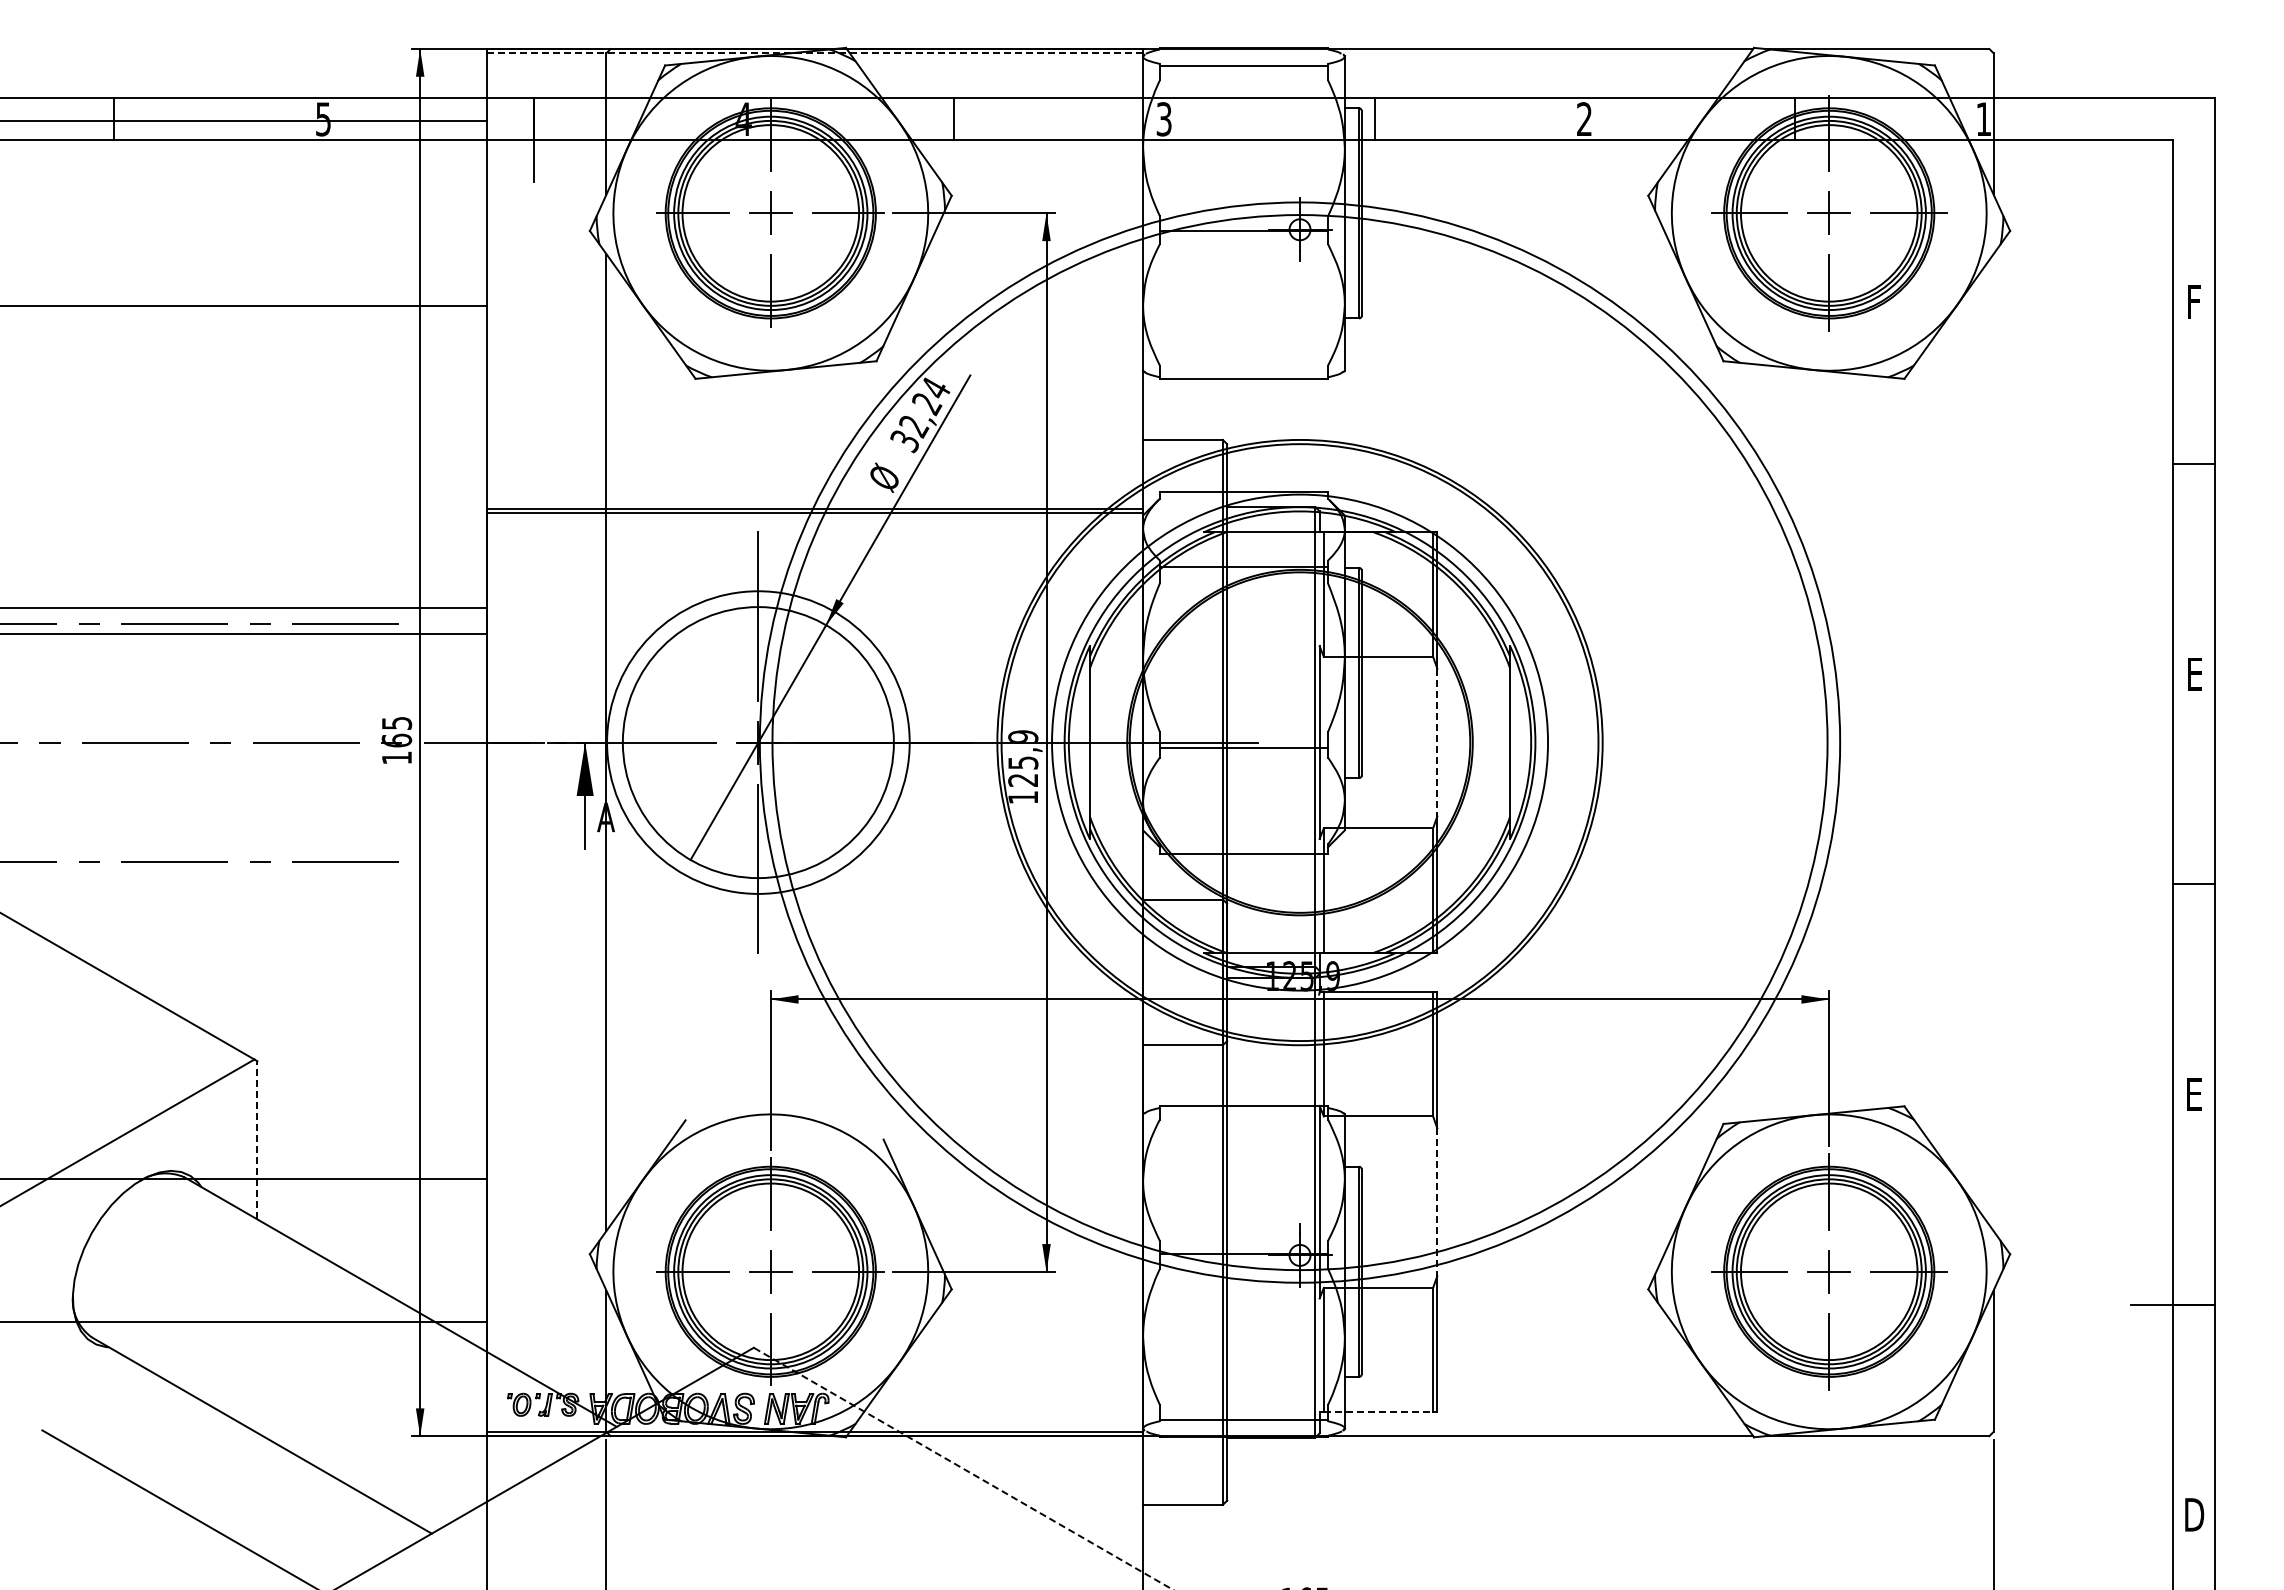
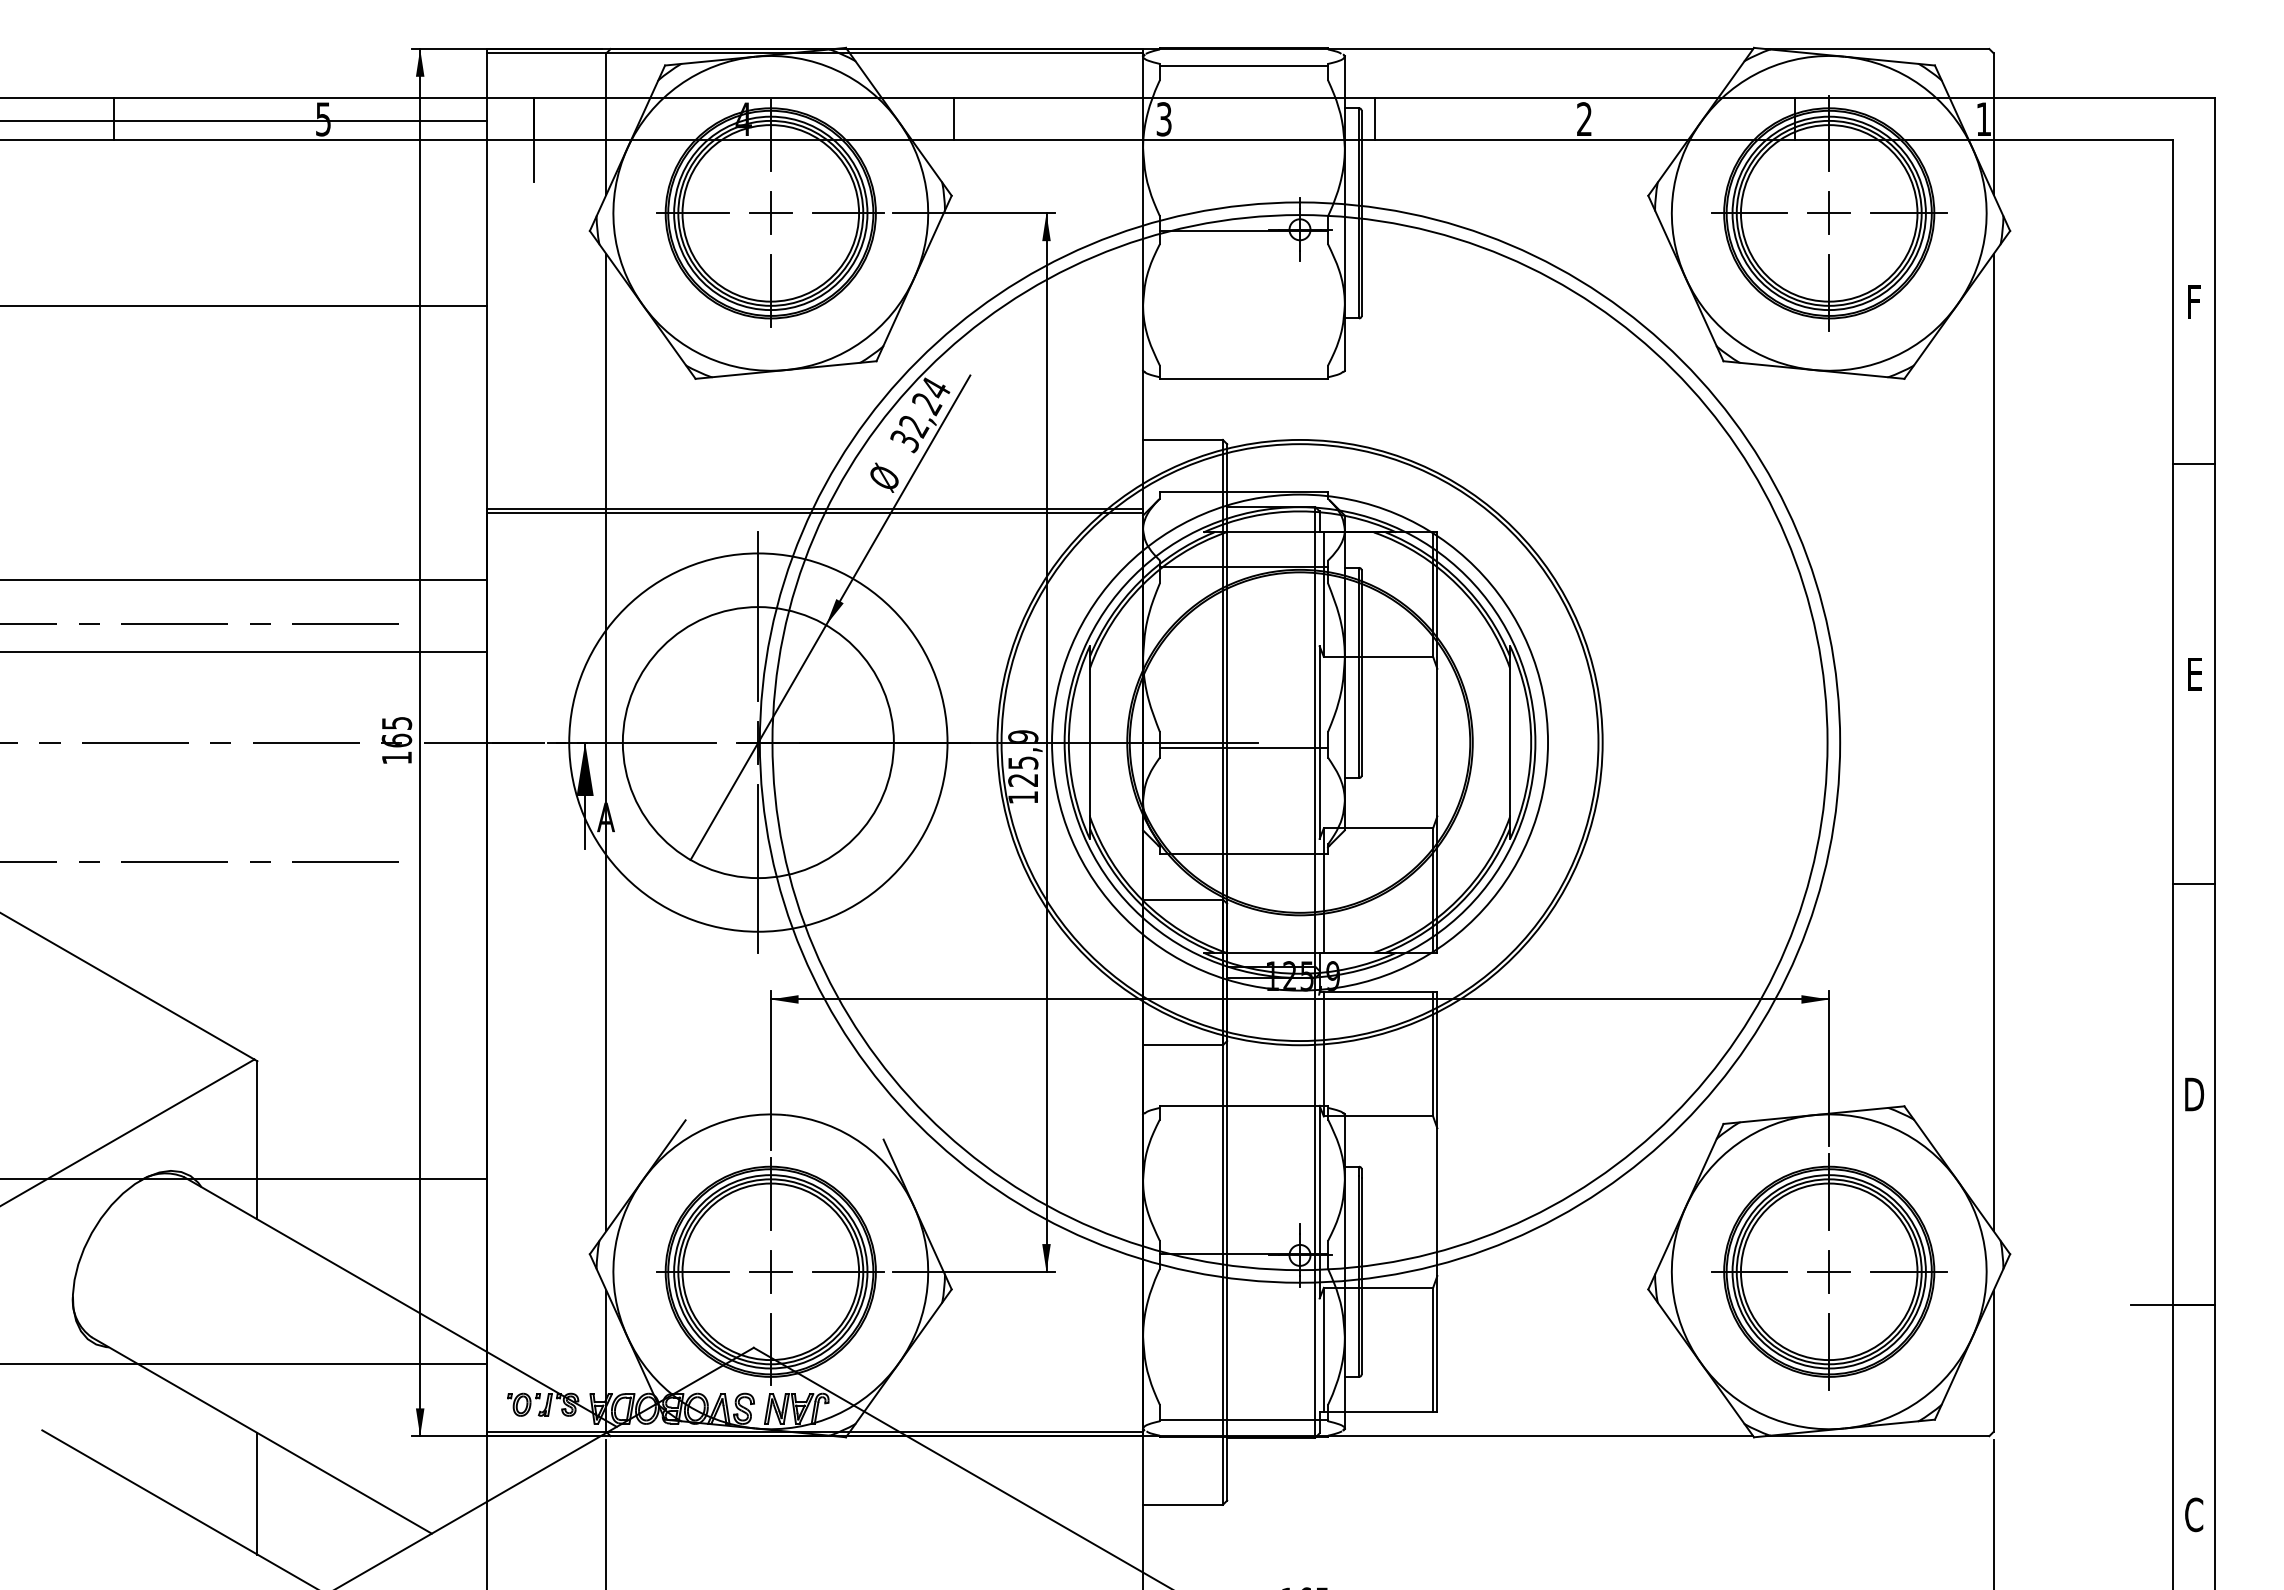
line: dashed -> solid (815, 53)
line position: (244, 608) -> (244, 580) (244, 580)
line position: (244, 633) -> (244, 651) (244, 651)
circle diameter: 303 px -> 378 px (758, 742)
line: dashed -> solid (1437, 742)
line: none -> present (1993, 742)
text: E -> D (2194, 1094)
line: dashed -> solid (257, 1139)
line: dashed -> solid (1437, 1202)
line position: (244, 1322) -> (244, 1364) (244, 1364)
line: dashed -> solid (1378, 1412)
line: dashed -> solid (963, 1468)
line: none -> present (257, 1493)
text: D -> C (2194, 1514)
